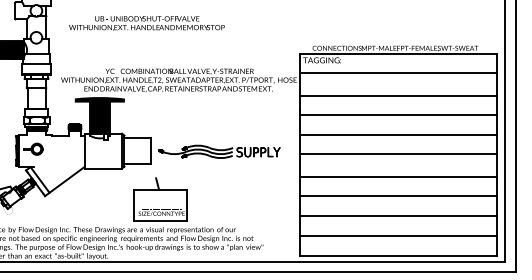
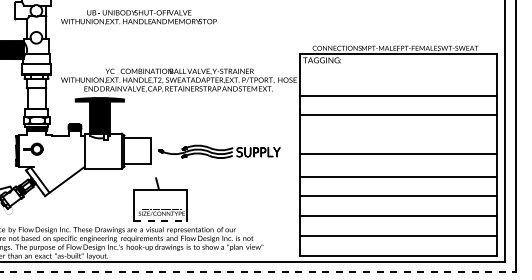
text position: (146, 23) -> (138, 17) (138, 17)
line: present -> none (398, 73)
line: present -> none (398, 134)
line: solid -> dashed (160, 220)
line: solid -> dashed (258, 271)
